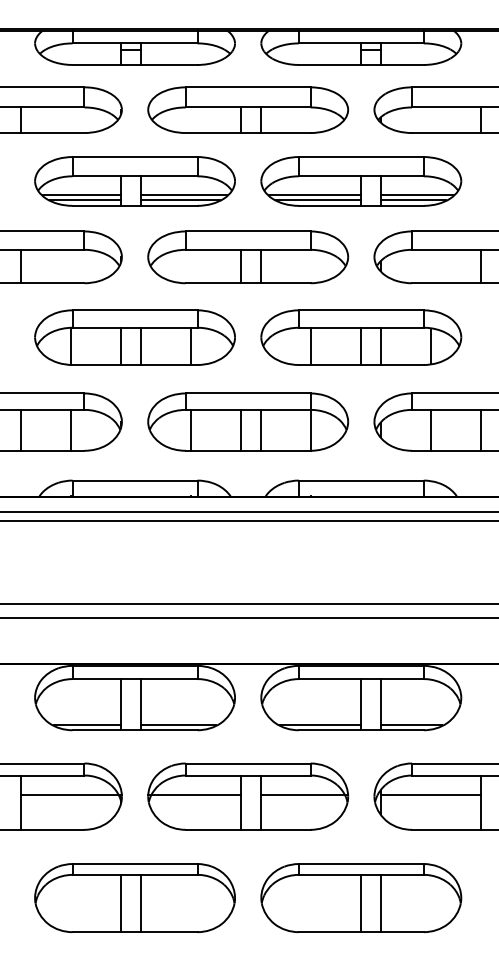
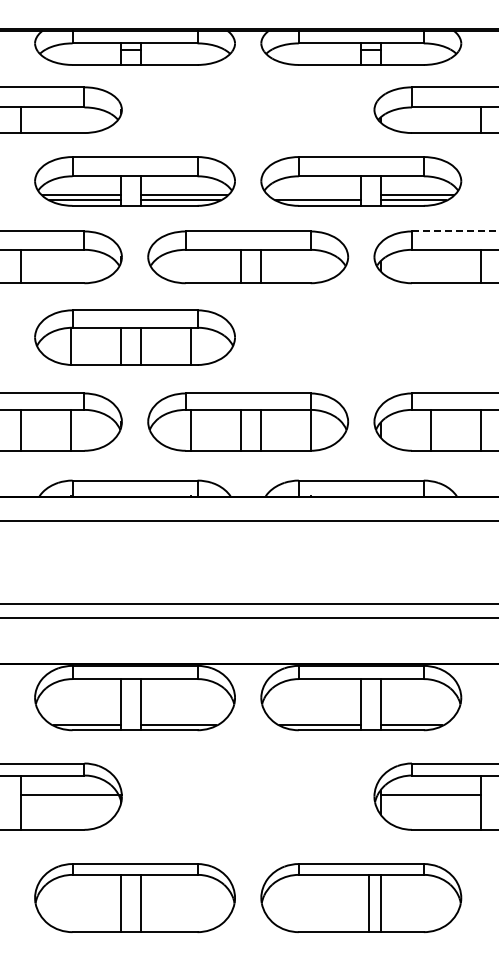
part: present -> none (248, 109)
line: present -> none (314, 195)
line: solid -> dashed (455, 231)
part: present -> none (361, 337)
line: present -> none (248, 512)
part: present -> none (248, 796)
line position: (360, 903) -> (368, 903) (368, 903)
